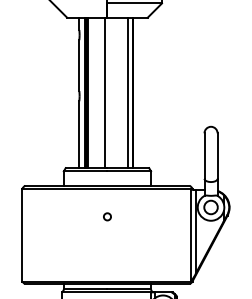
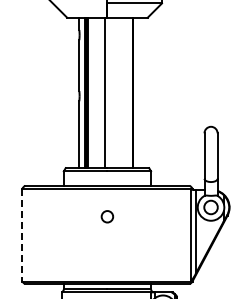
line: present -> none (128, 92)
circle size: 9x10 px -> 15x14 px (107, 216)
line: solid -> dashed (22, 235)
